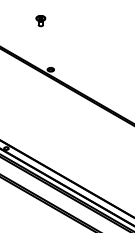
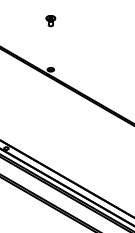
part position: (40, 21) -> (50, 21) (50, 21)
